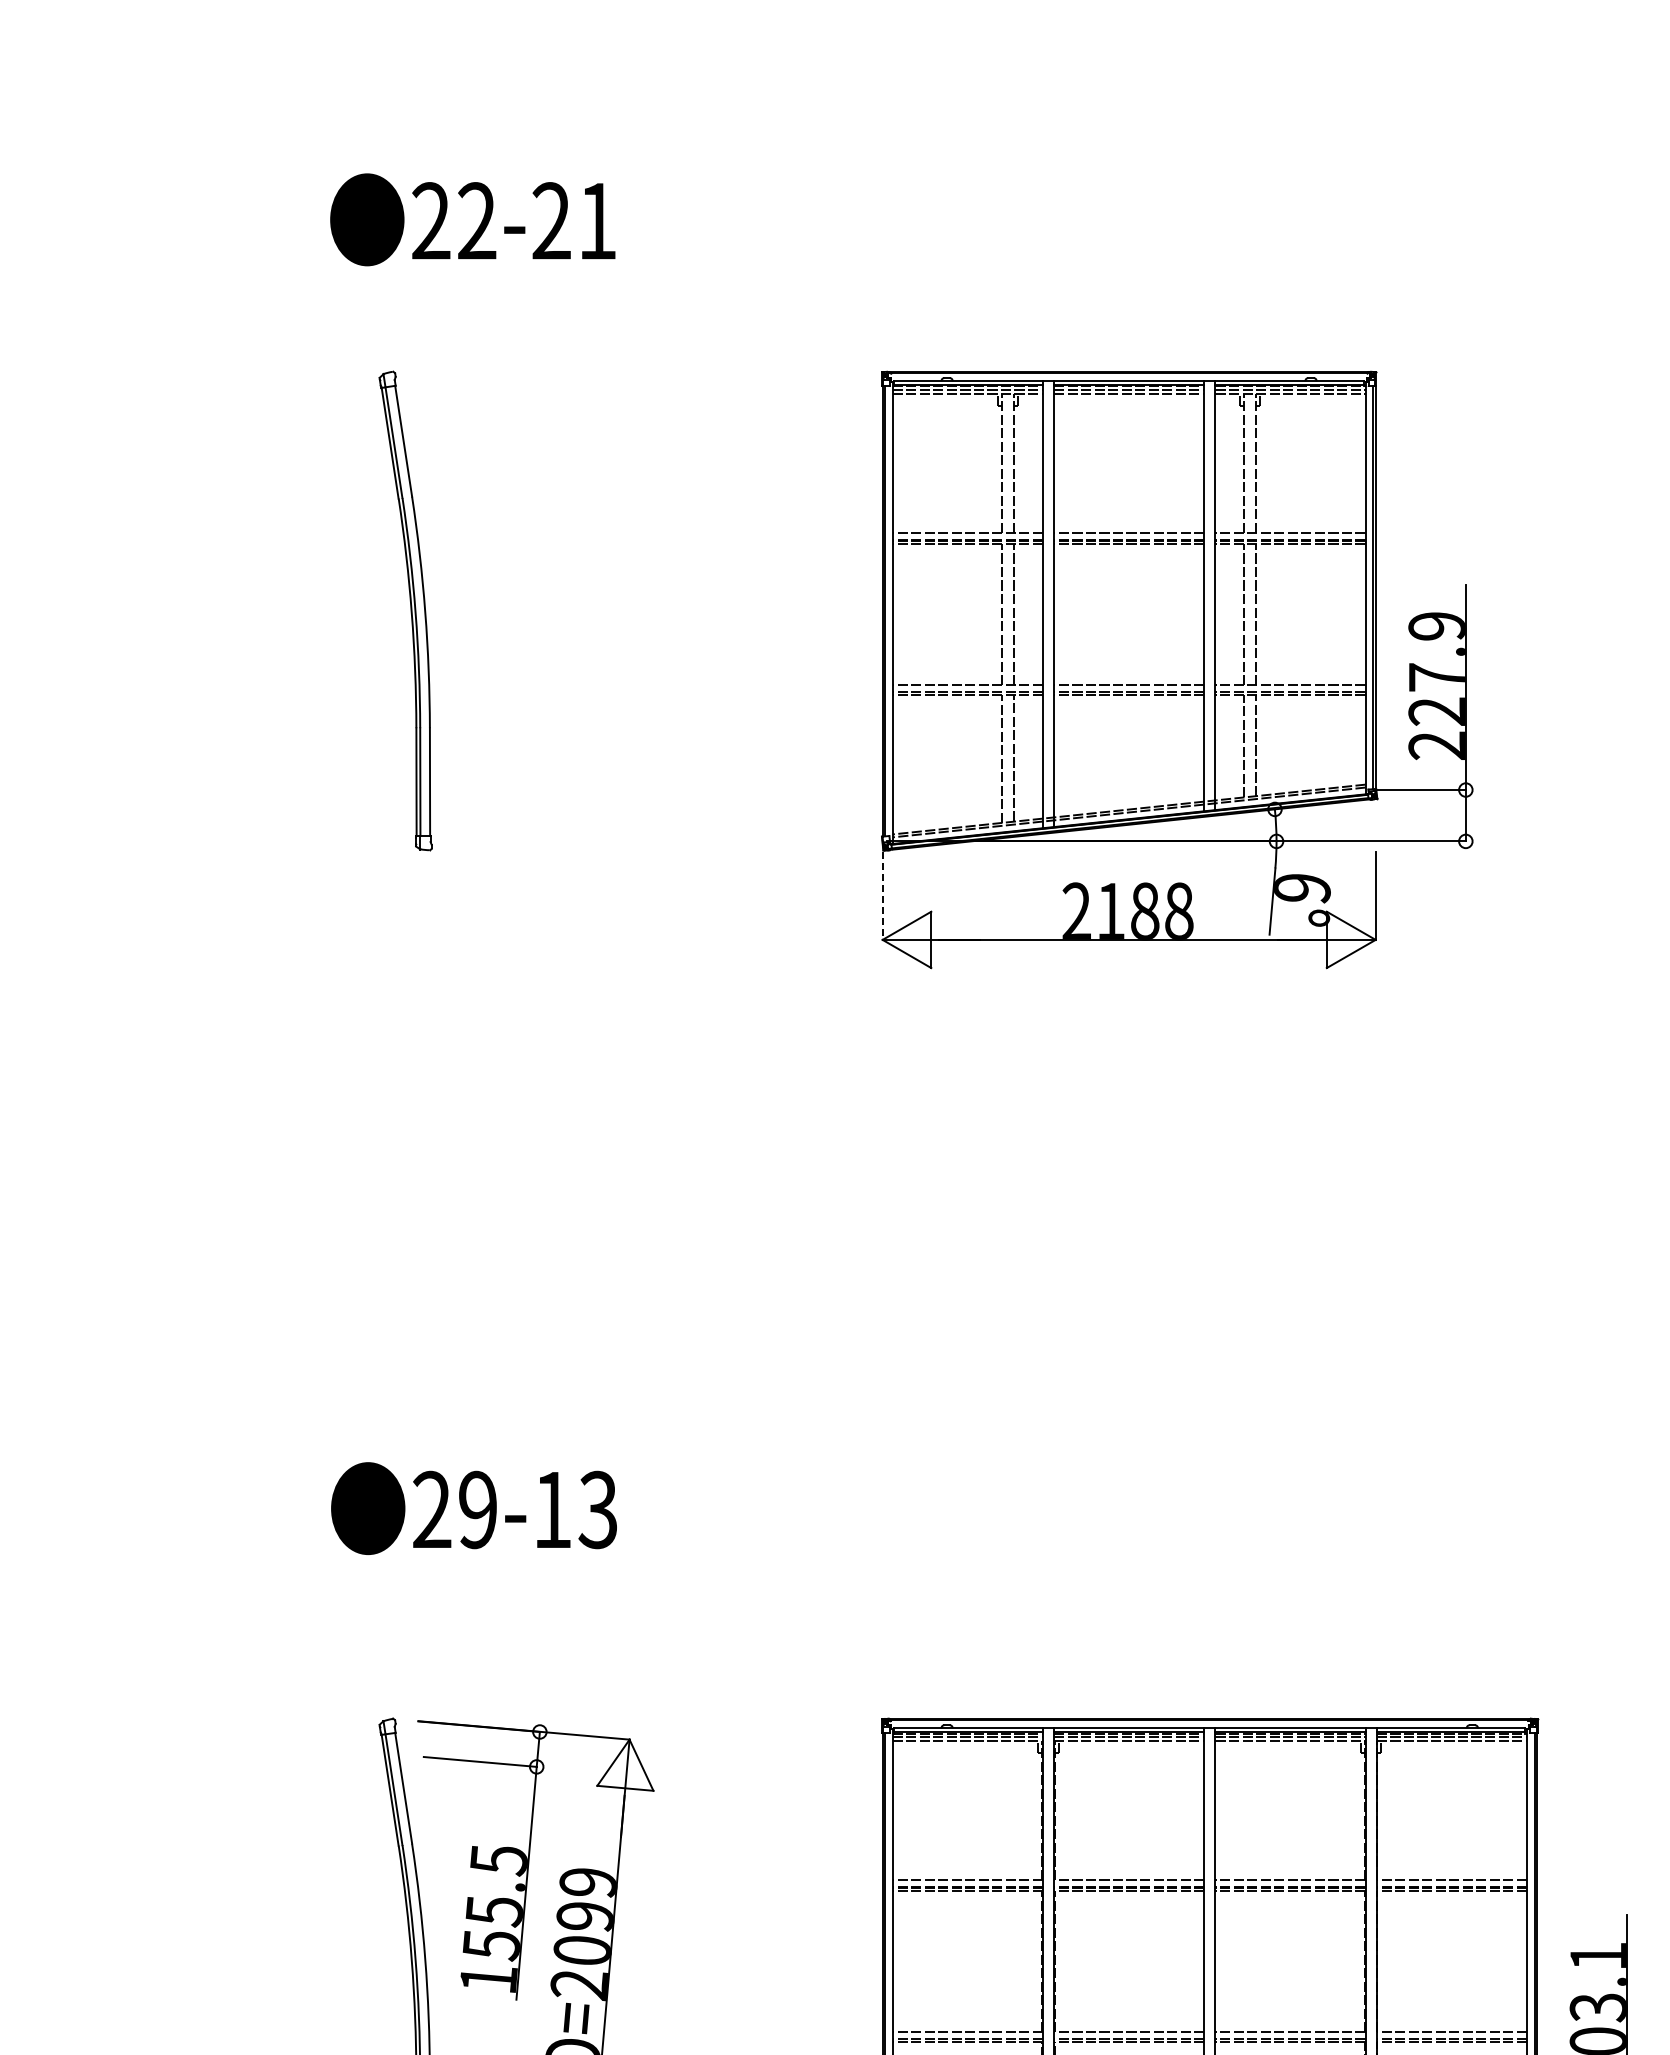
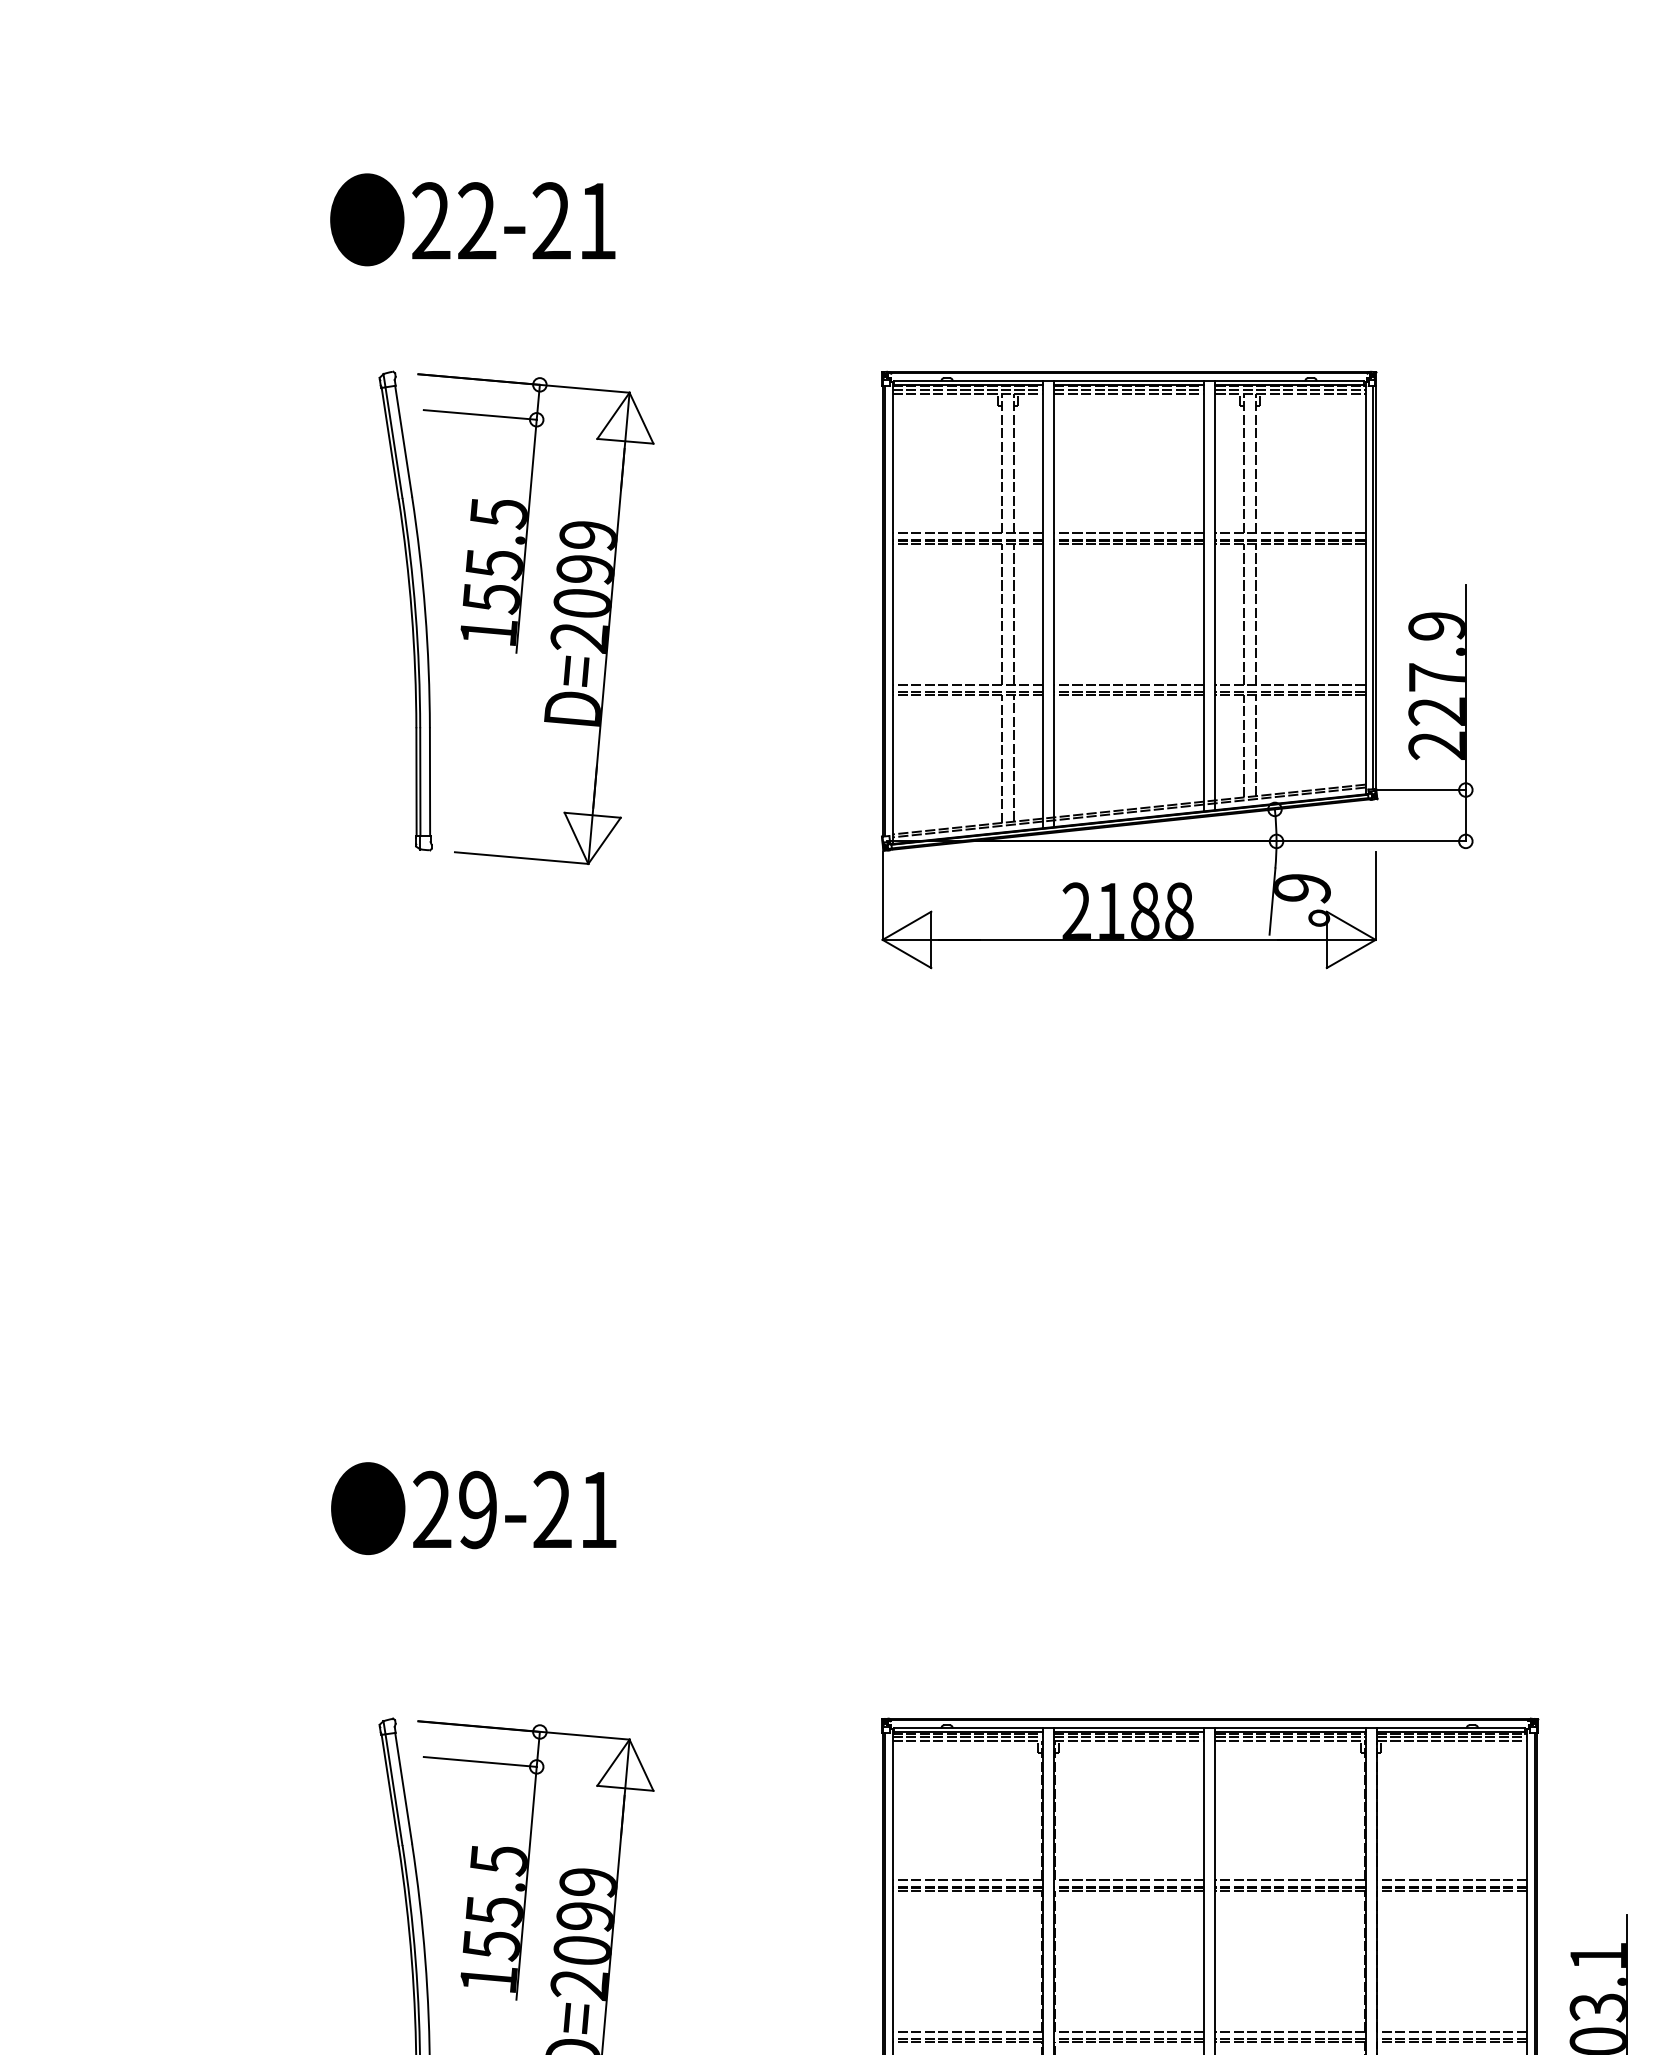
part: none -> present (520, 619)
line: dashed -> solid (882, 896)
text: 29-13 -> 29-21 (574, 1509)
